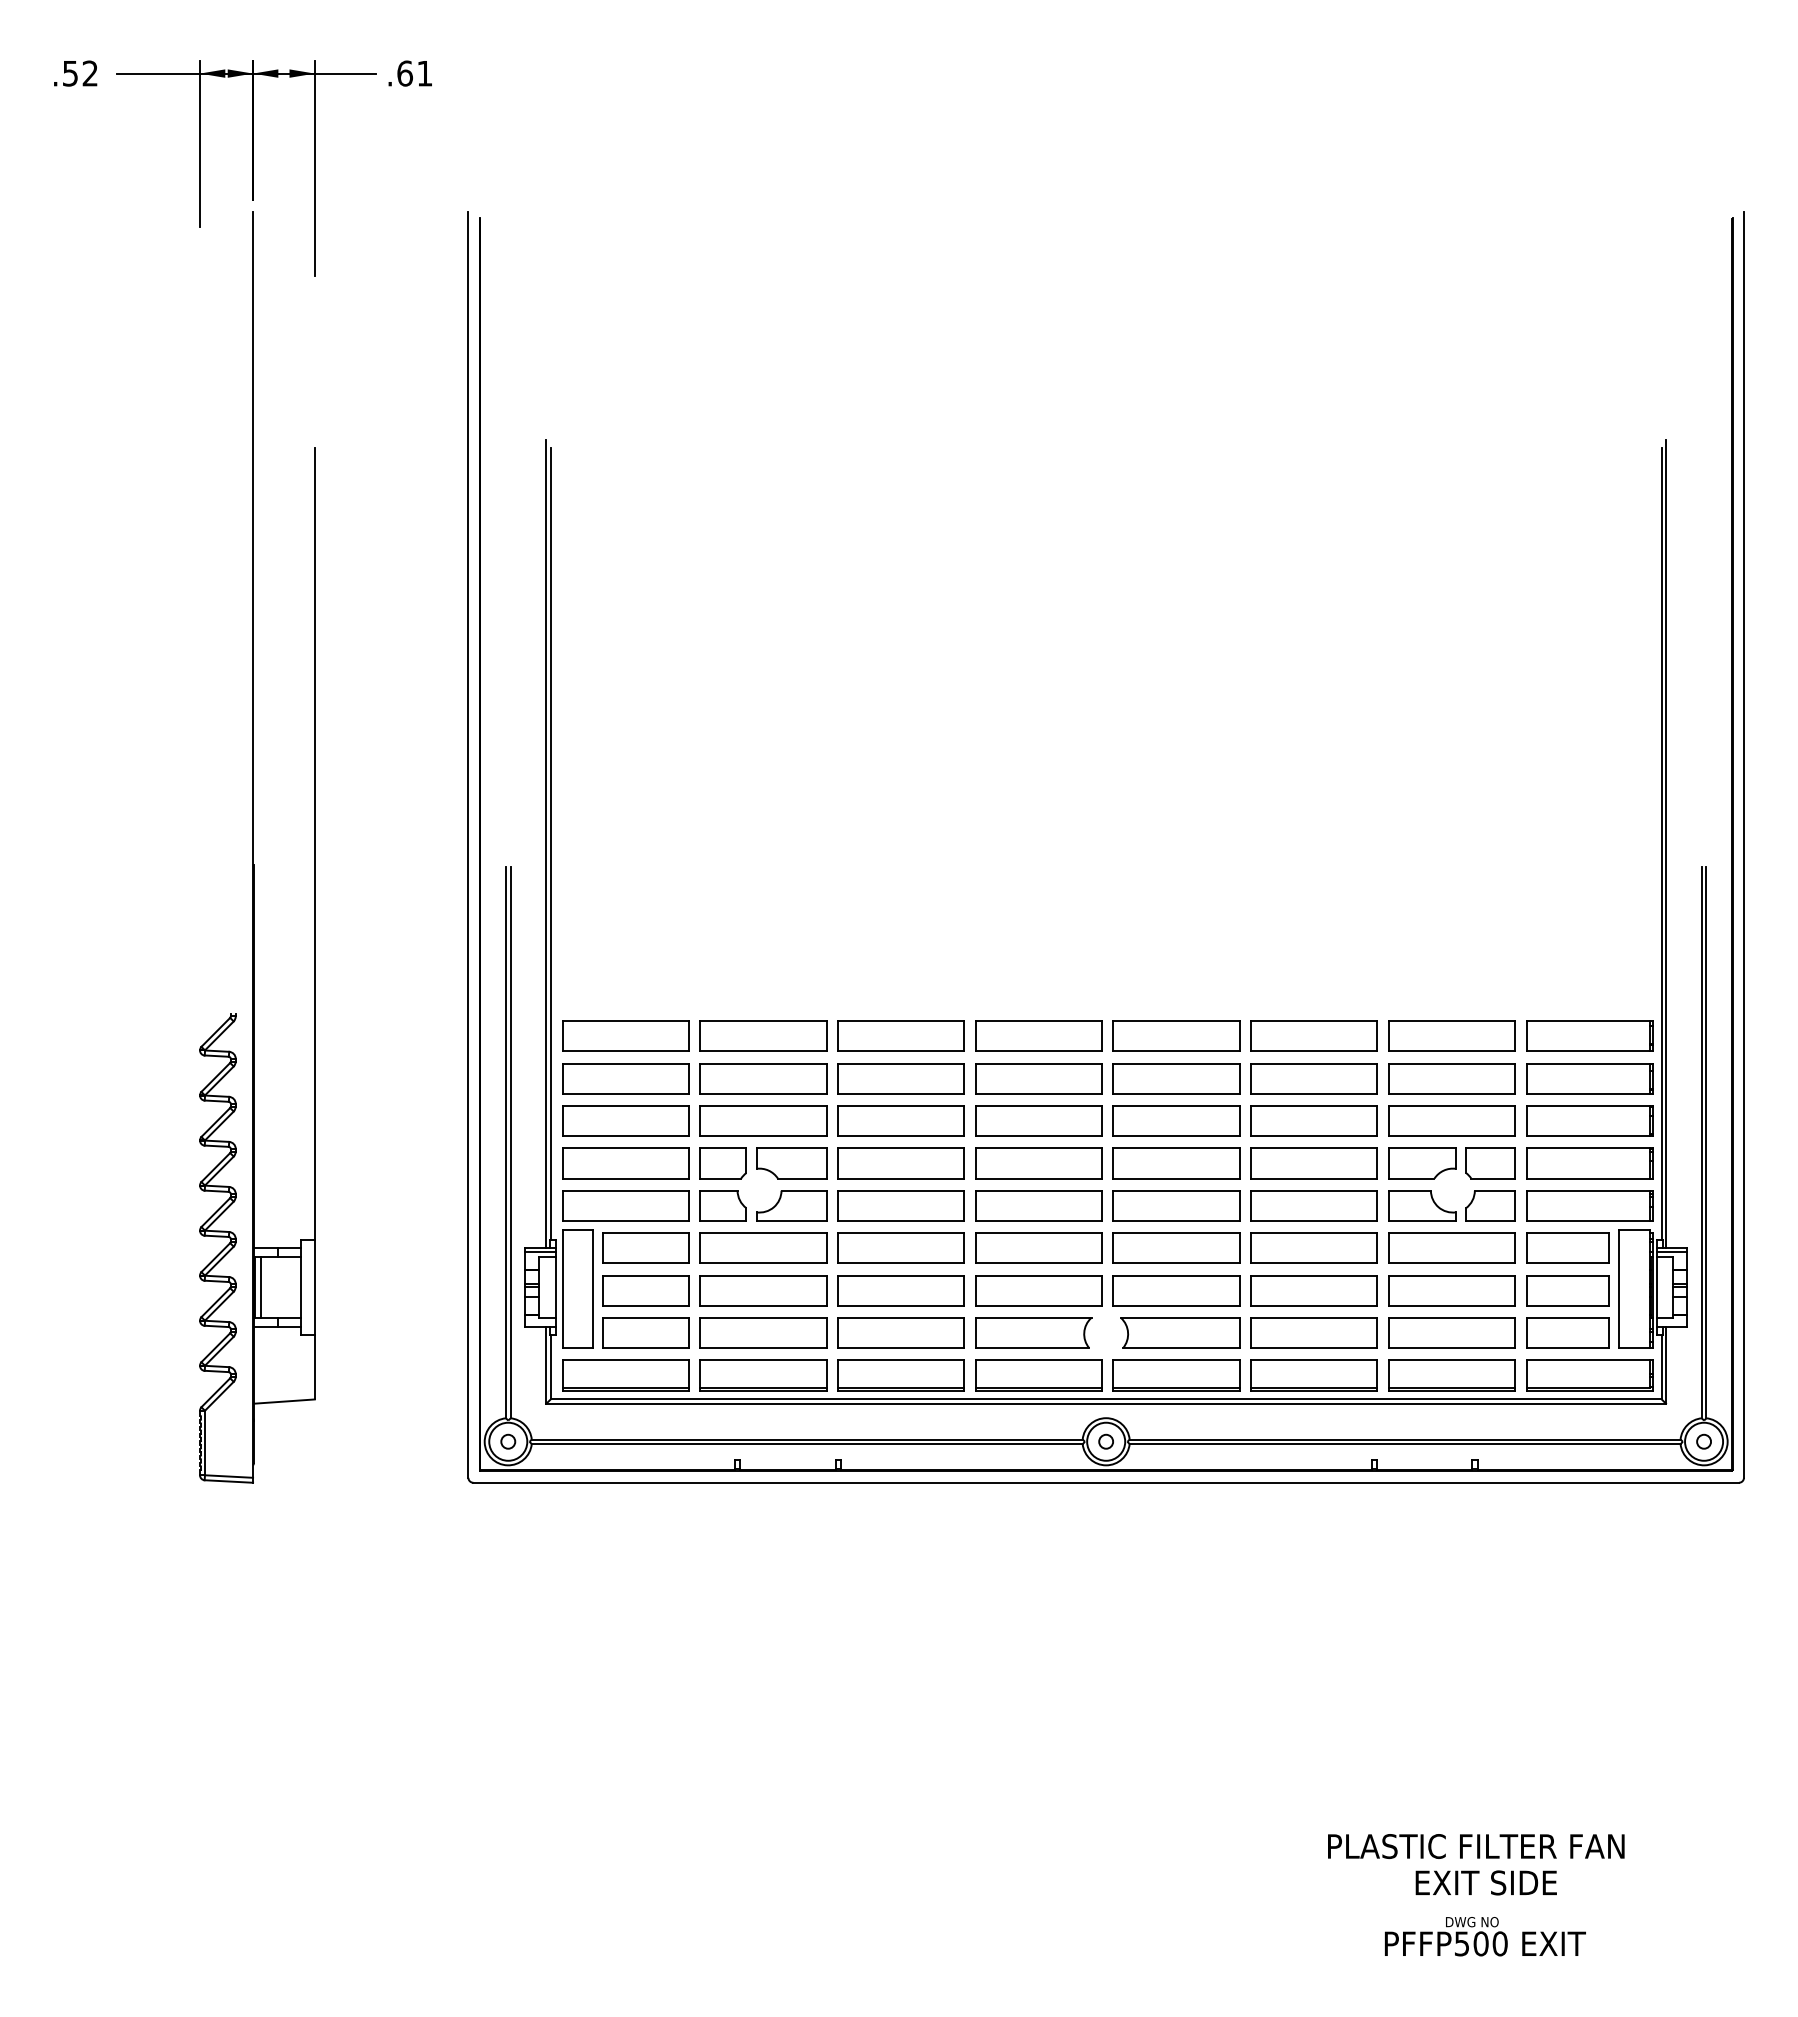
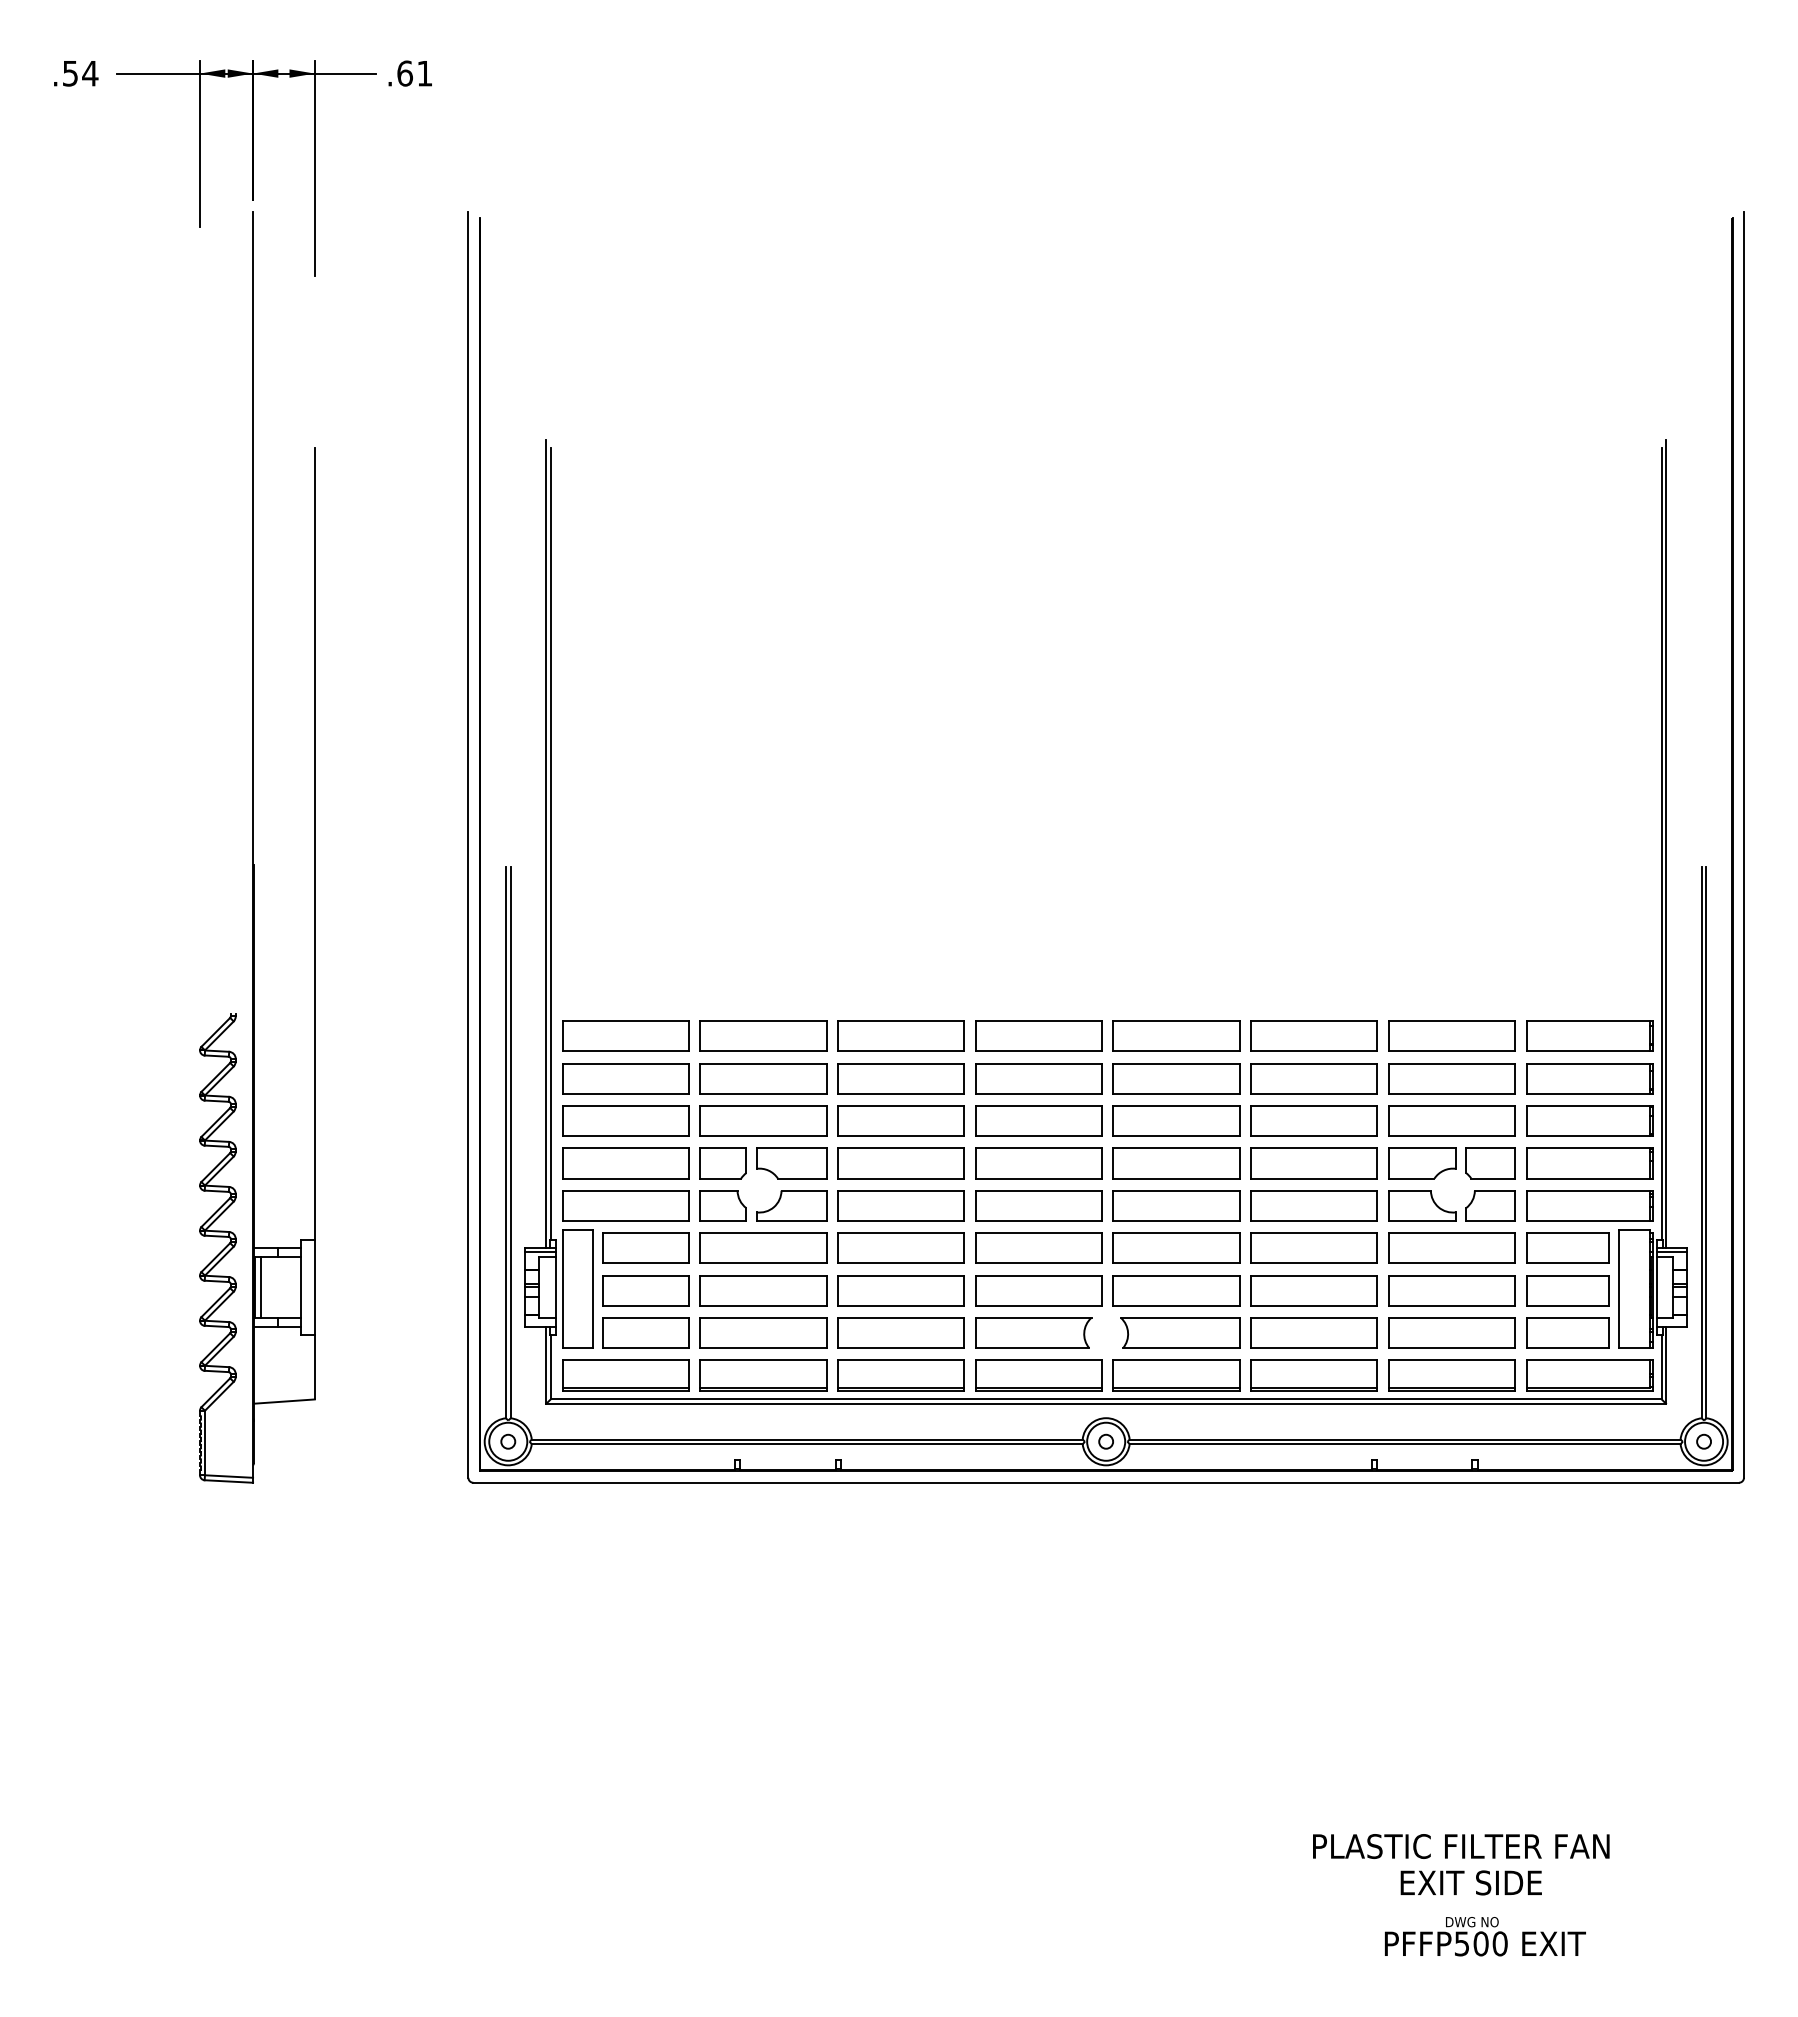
text: .52 -> .54 (90, 73)
text position: (1476, 1864) -> (1461, 1864) (1461, 1864)
